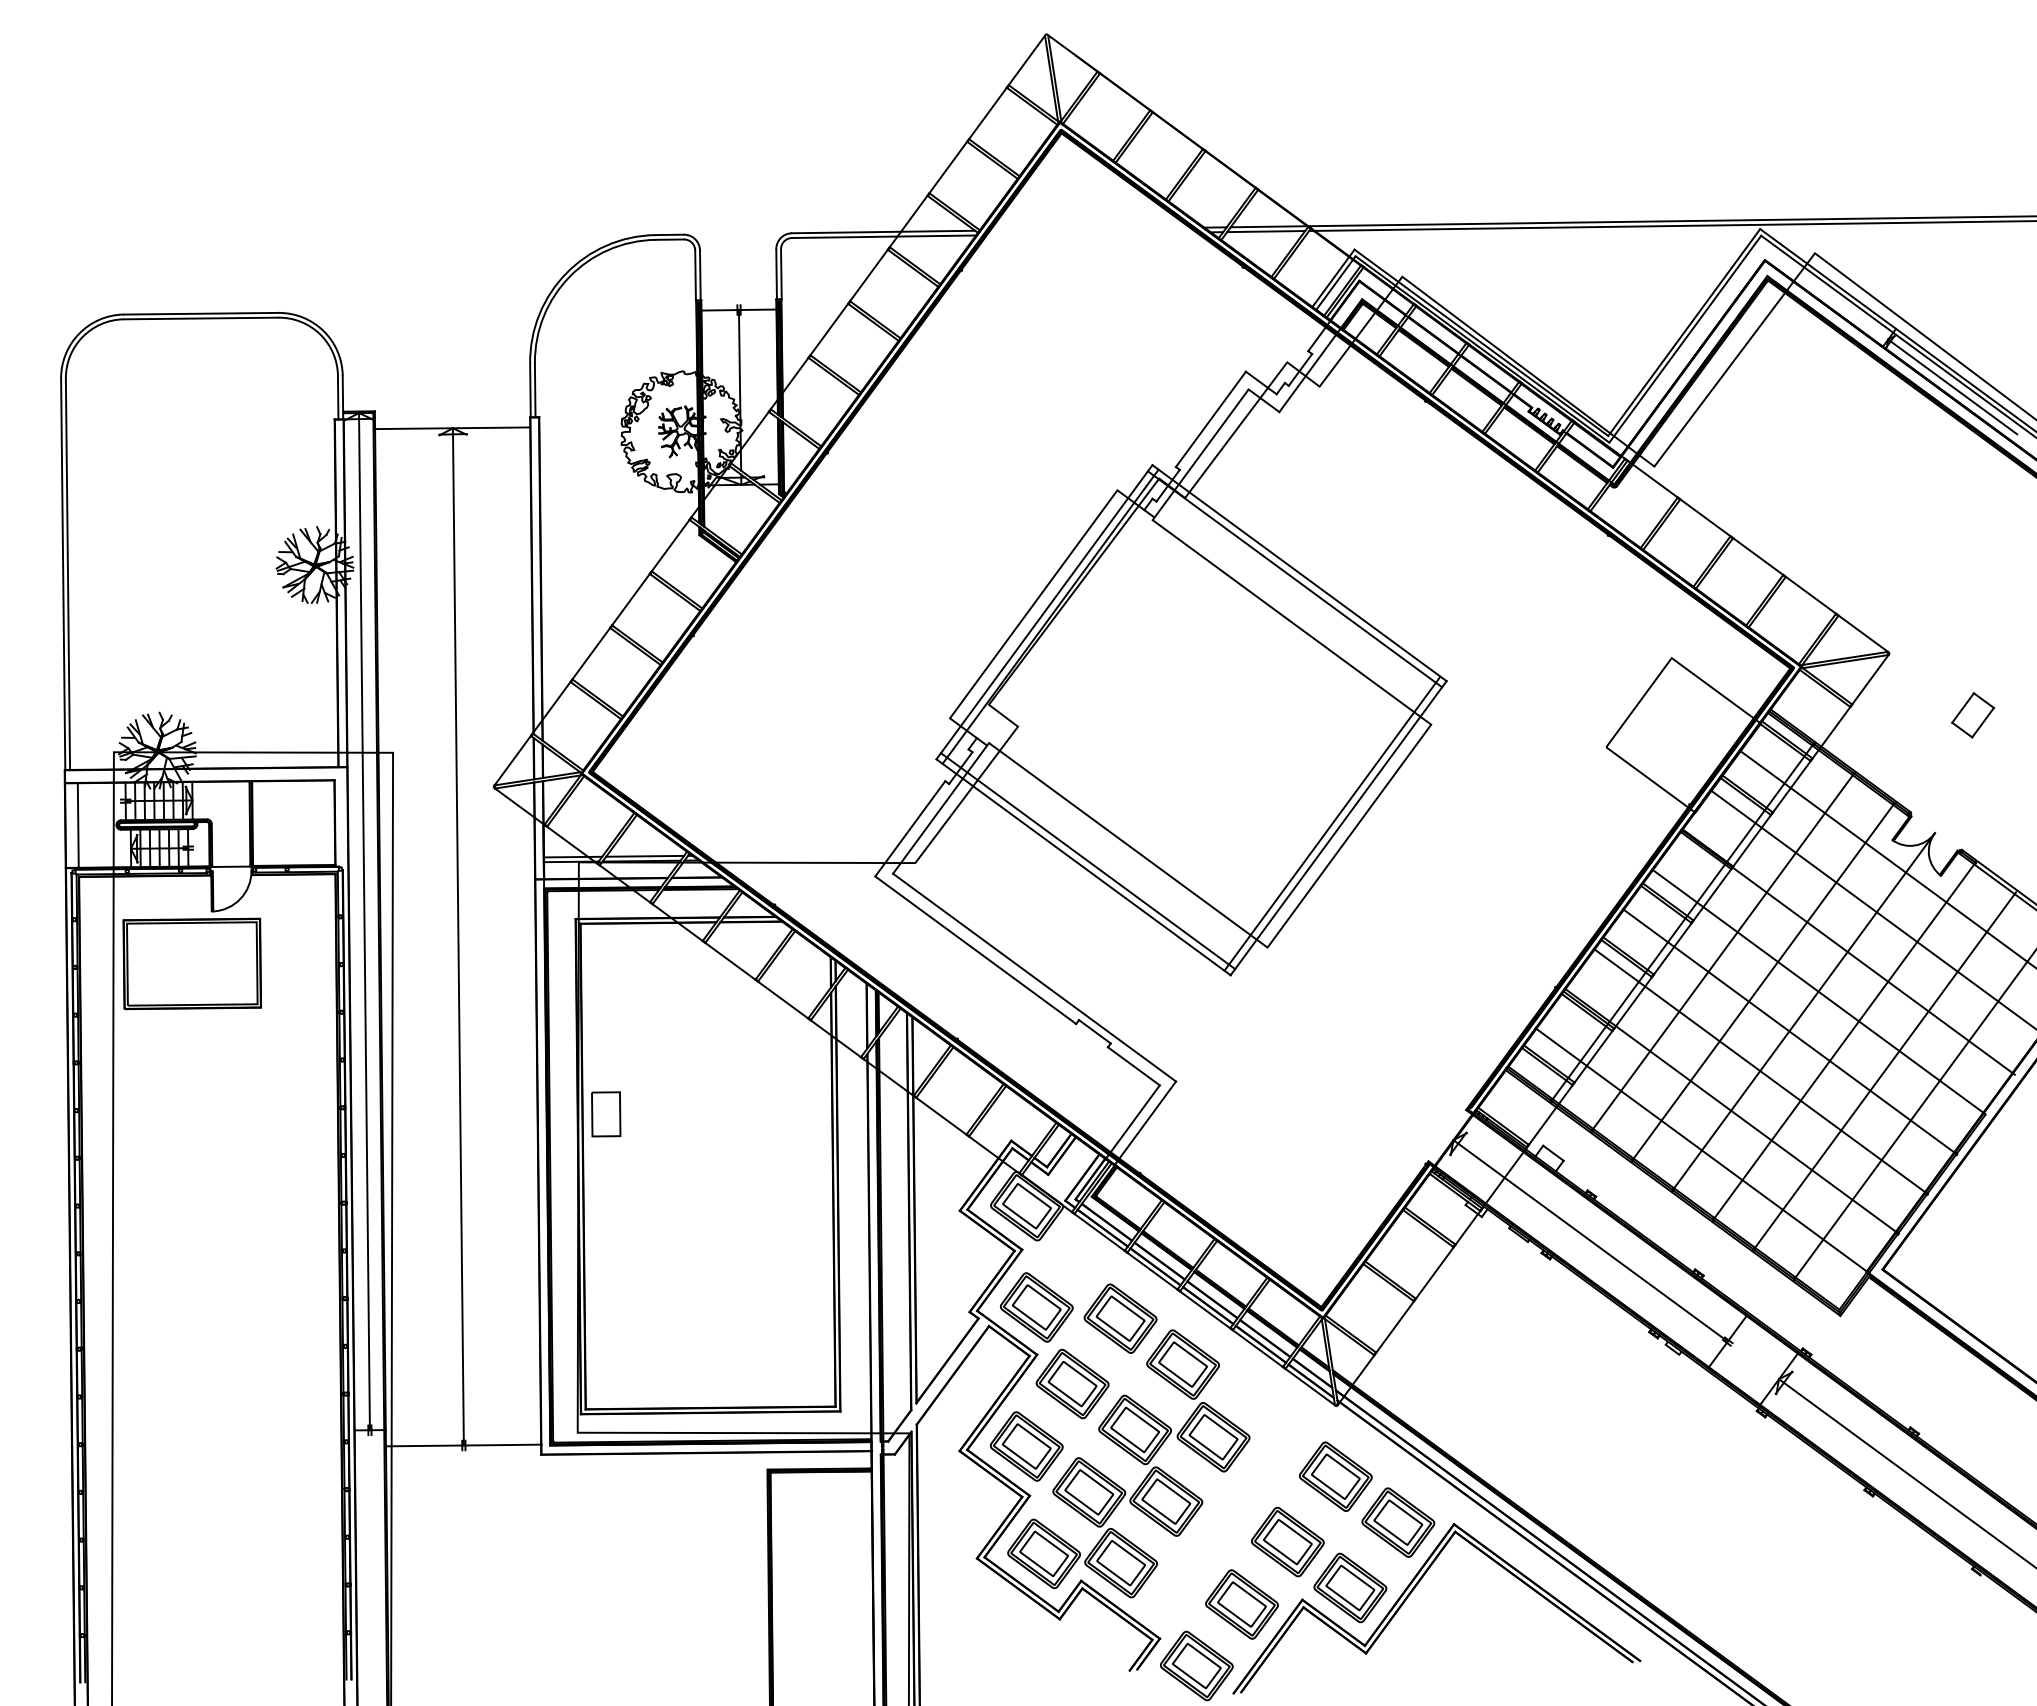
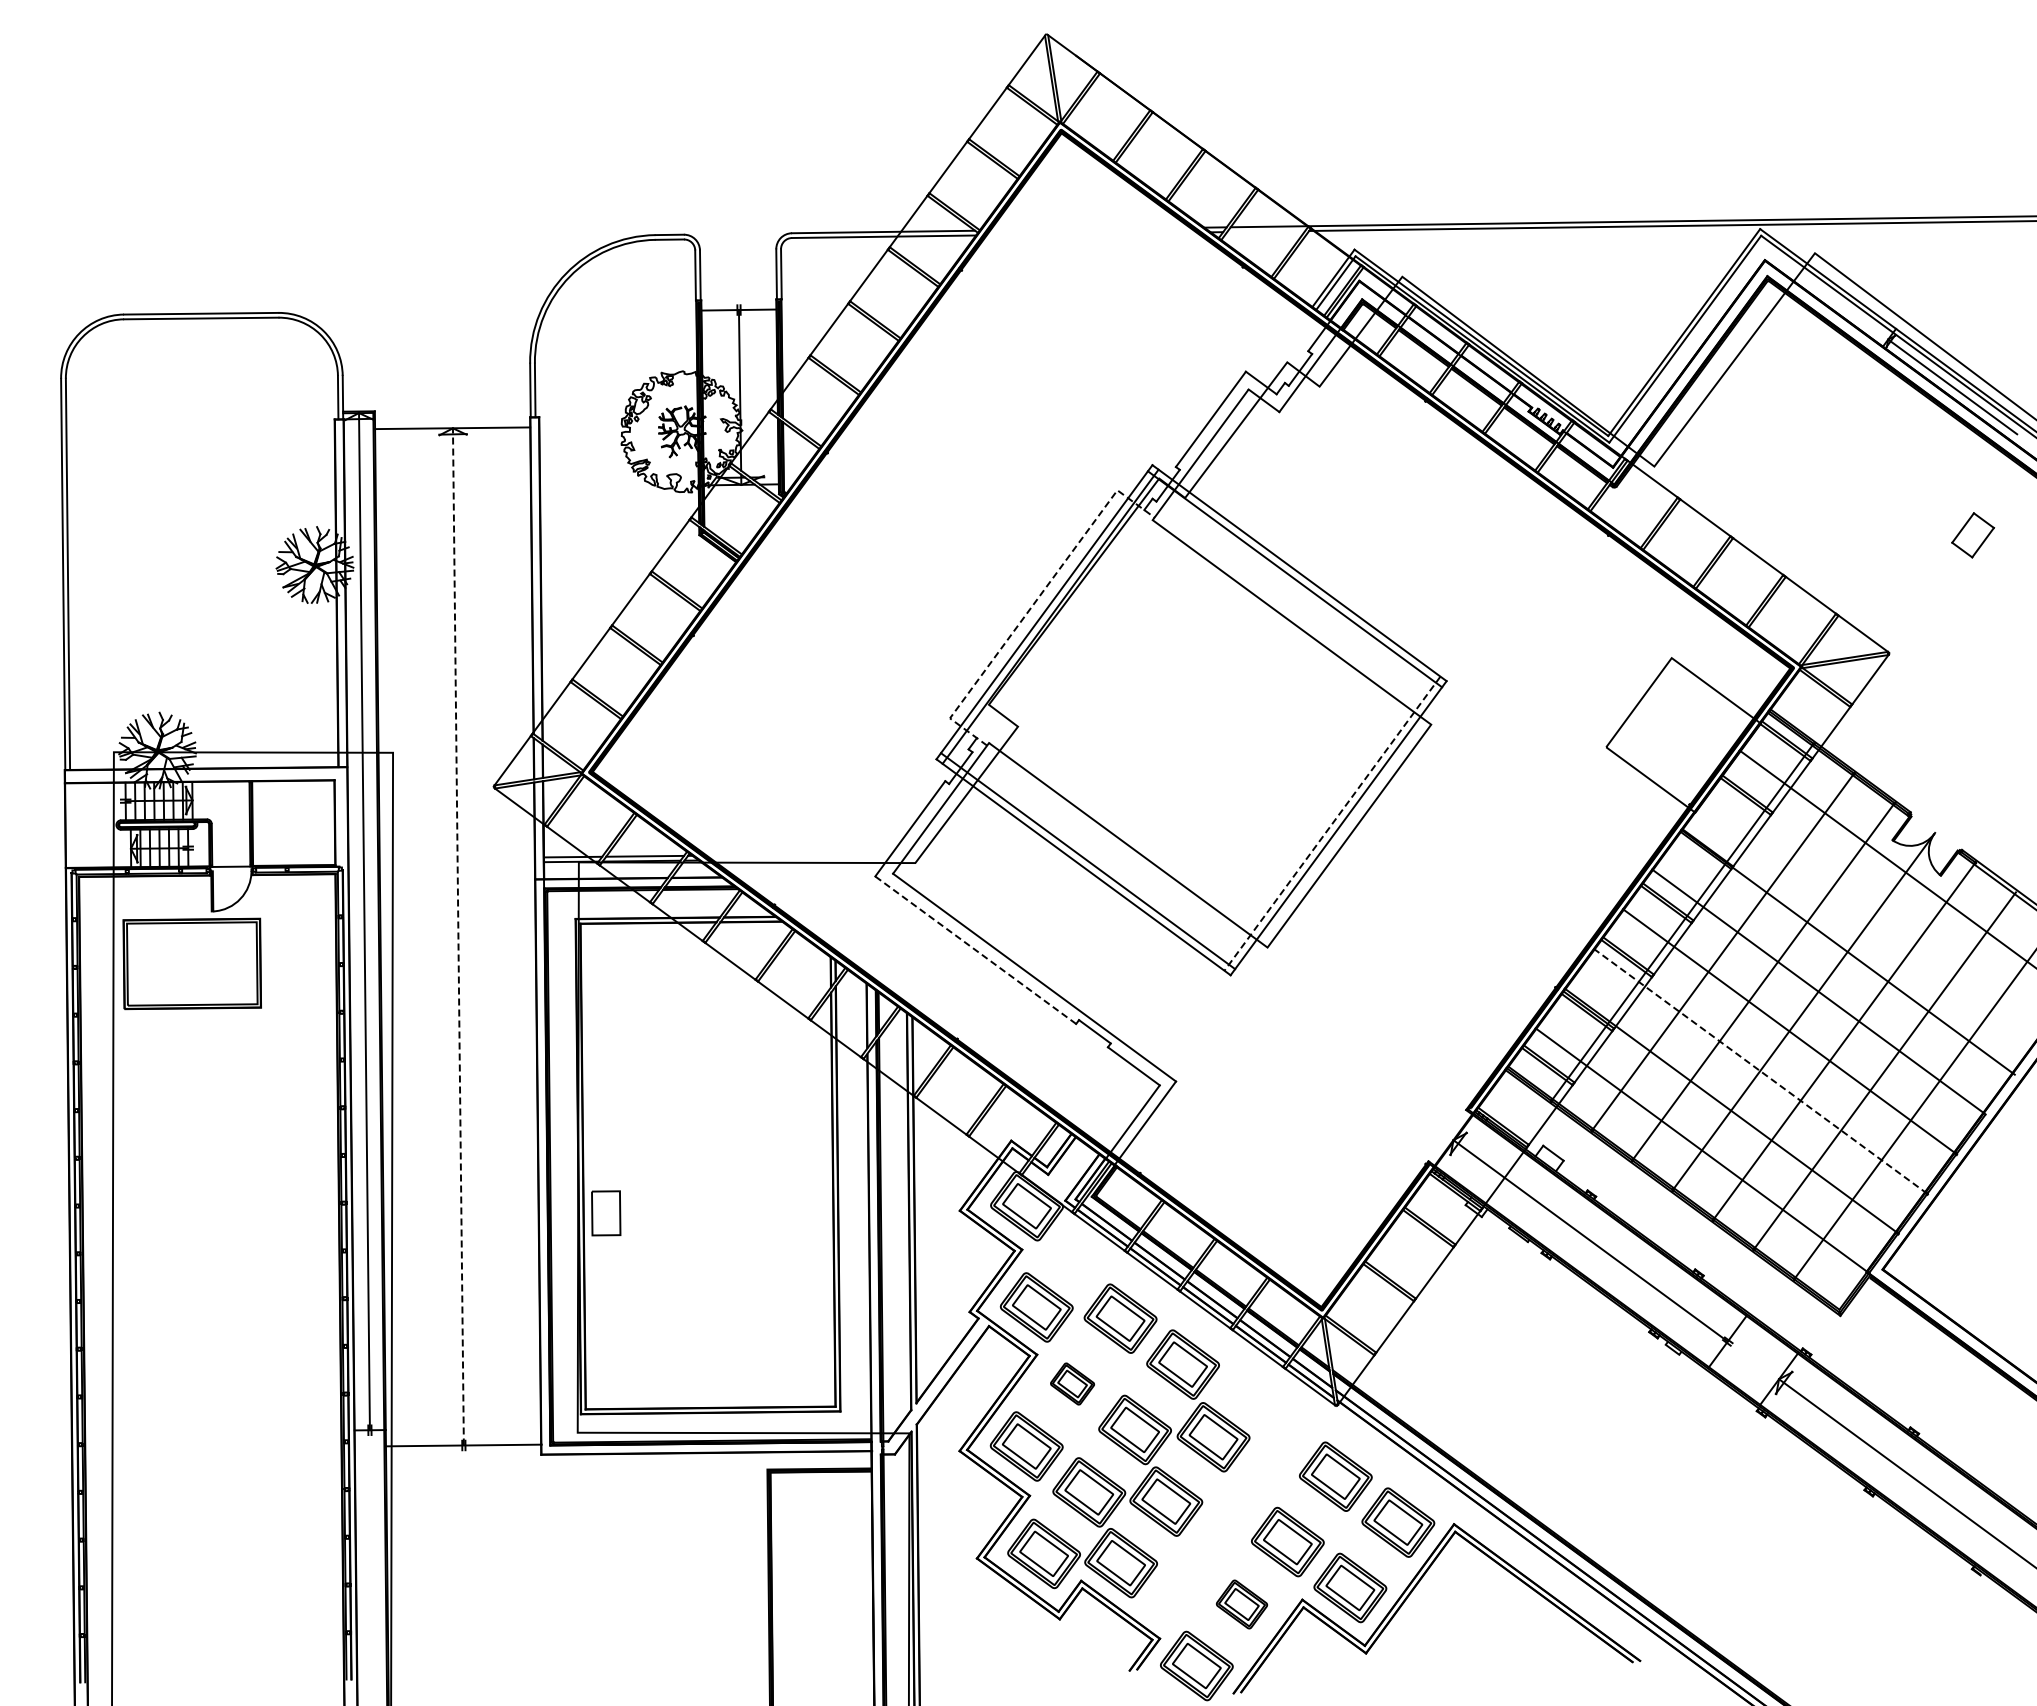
line: present -> none (1266, 231)
line: solid -> dashed (1034, 603)
part position: (1973, 715) -> (1973, 535) (1973, 535)
line: solid -> dashed (1332, 824)
line: present -> none (77, 825)
line: present -> none (1871, 908)
line: solid -> dashed (458, 936)
line: solid -> dashed (975, 950)
line: solid -> dashed (1760, 1071)
part position: (606, 1114) -> (606, 1213) (606, 1213)
part size: 75x72 px -> 45x44 px (1072, 1383)
part size: 74x71 px -> 52x51 px (1241, 1604)
